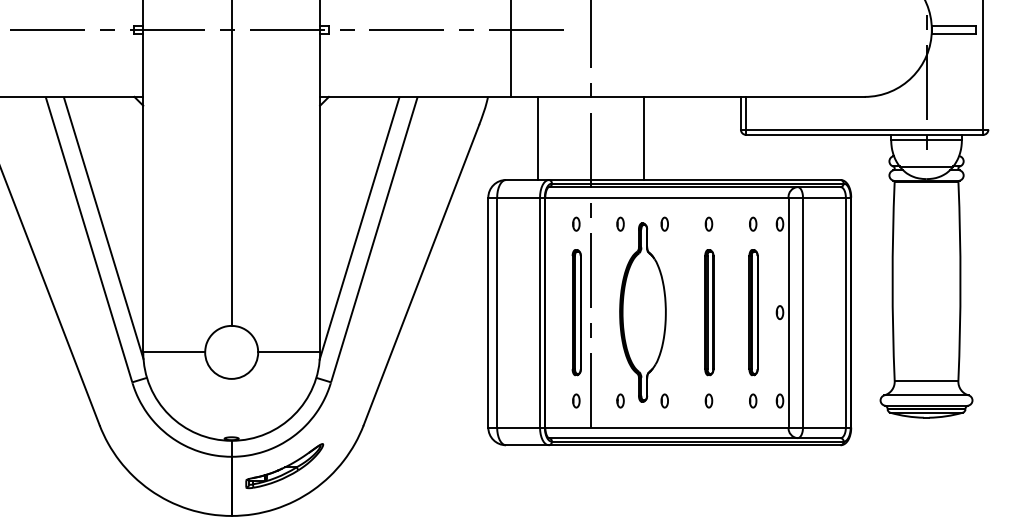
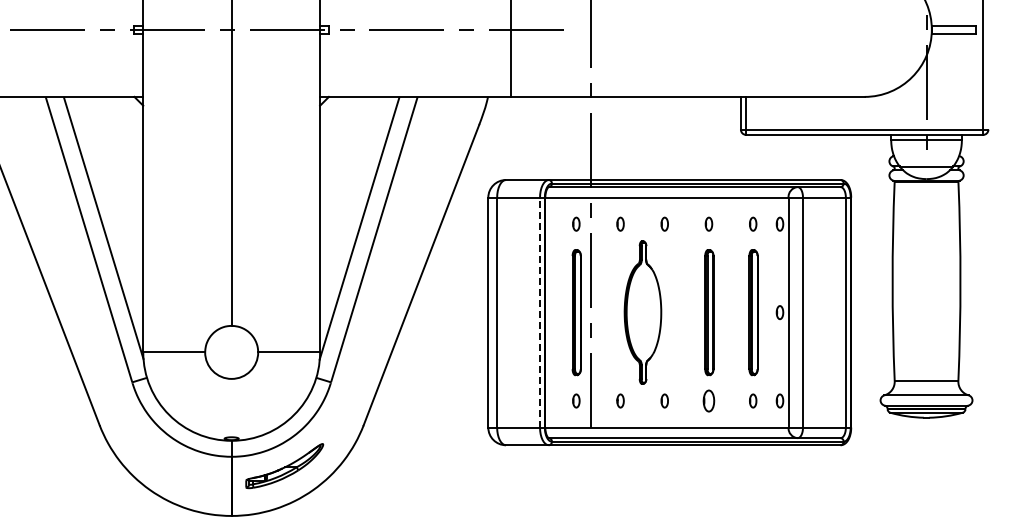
line: present -> none (537, 138)
line: present -> none (643, 138)
line: solid -> dashed (540, 312)
part size: 48x181 px -> 40x145 px (642, 312)
part size: 10x16 px -> 14x24 px (708, 400)
